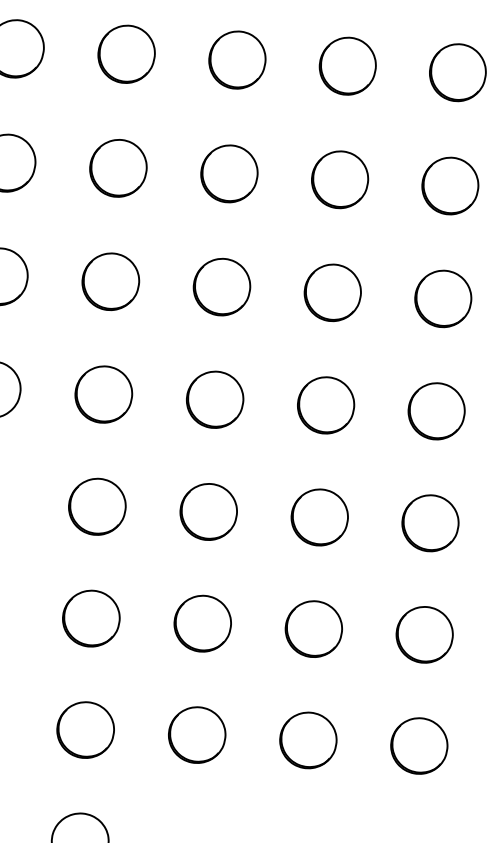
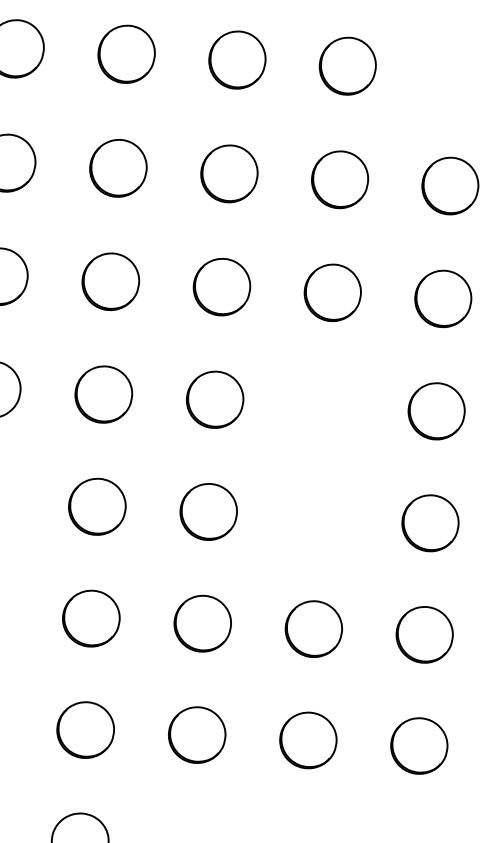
part: present -> none (457, 72)
part: present -> none (326, 405)
part: present -> none (319, 517)
